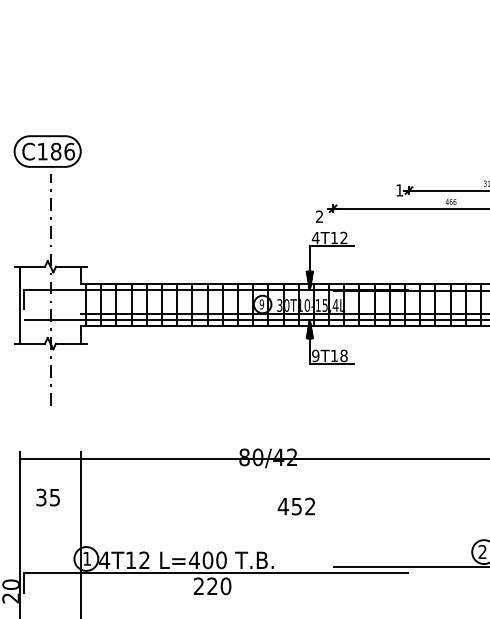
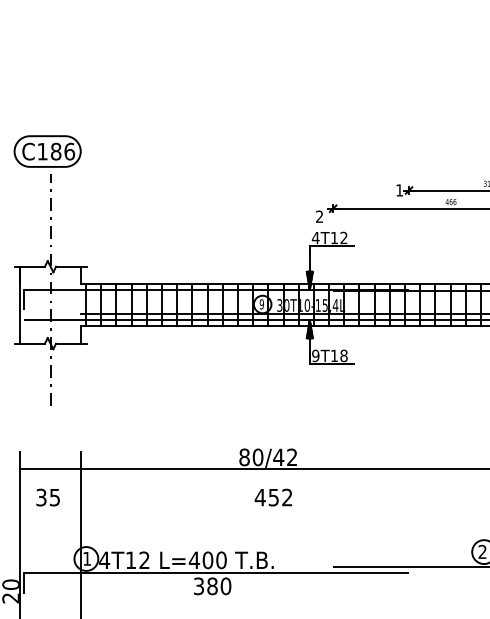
line position: (253, 459) -> (253, 469) (253, 469)
text position: (295, 506) -> (272, 497) (272, 497)
text: 220 -> 380 (205, 586)
